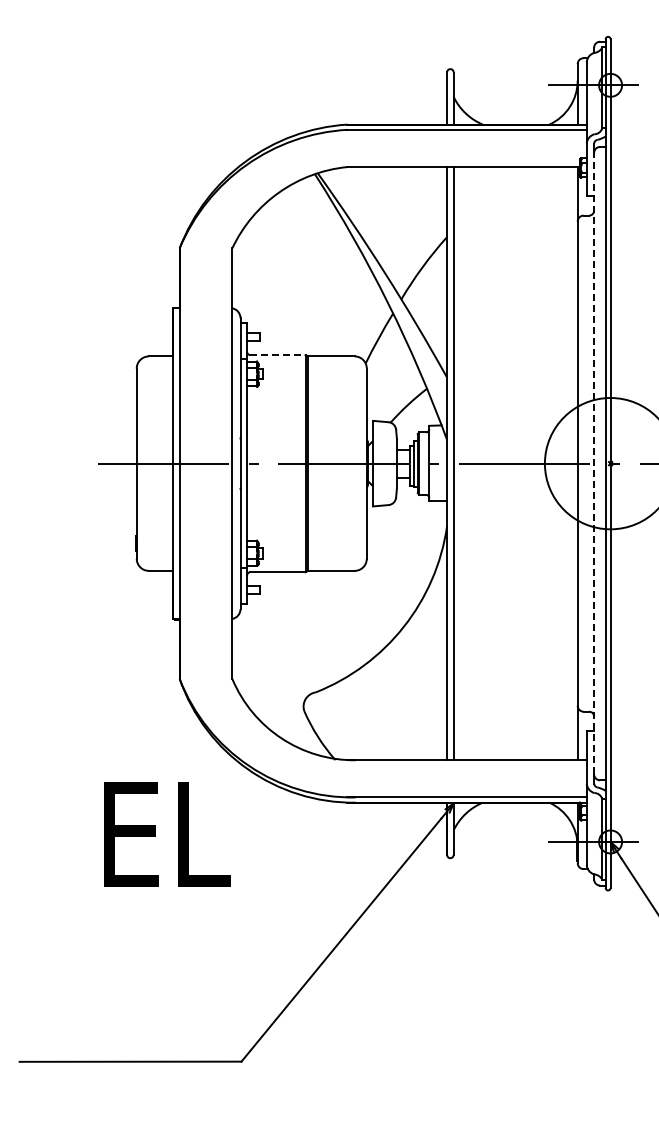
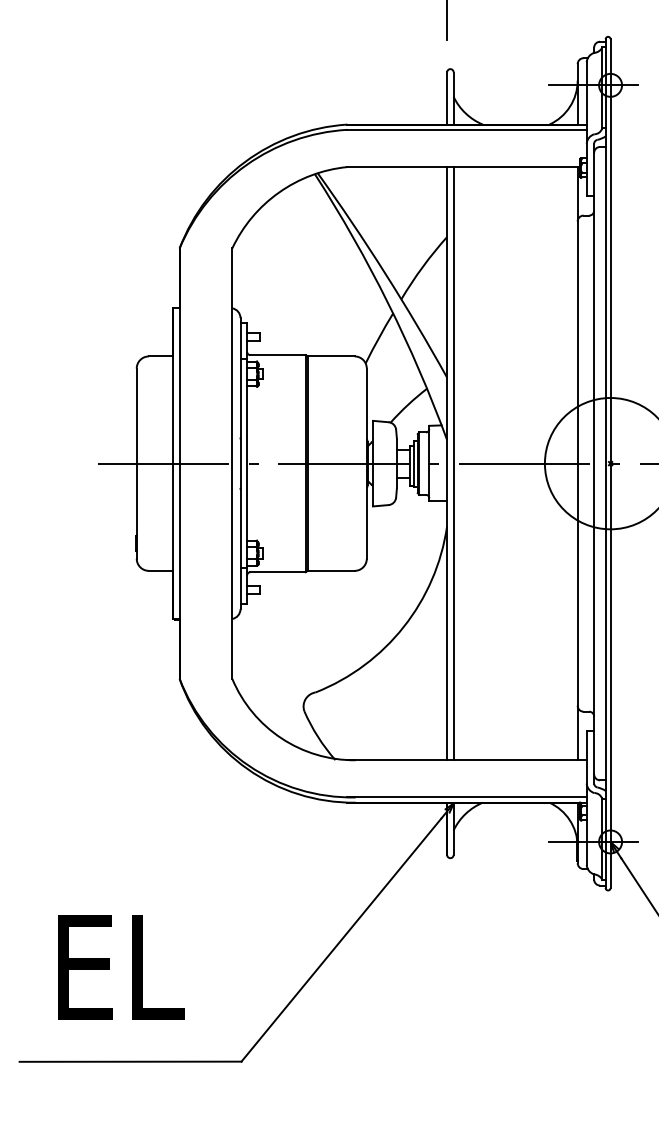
line: none -> present (447, 20)
line: dashed -> solid (277, 355)
line: dashed -> solid (594, 463)
text position: (167, 834) -> (121, 967) (121, 967)
